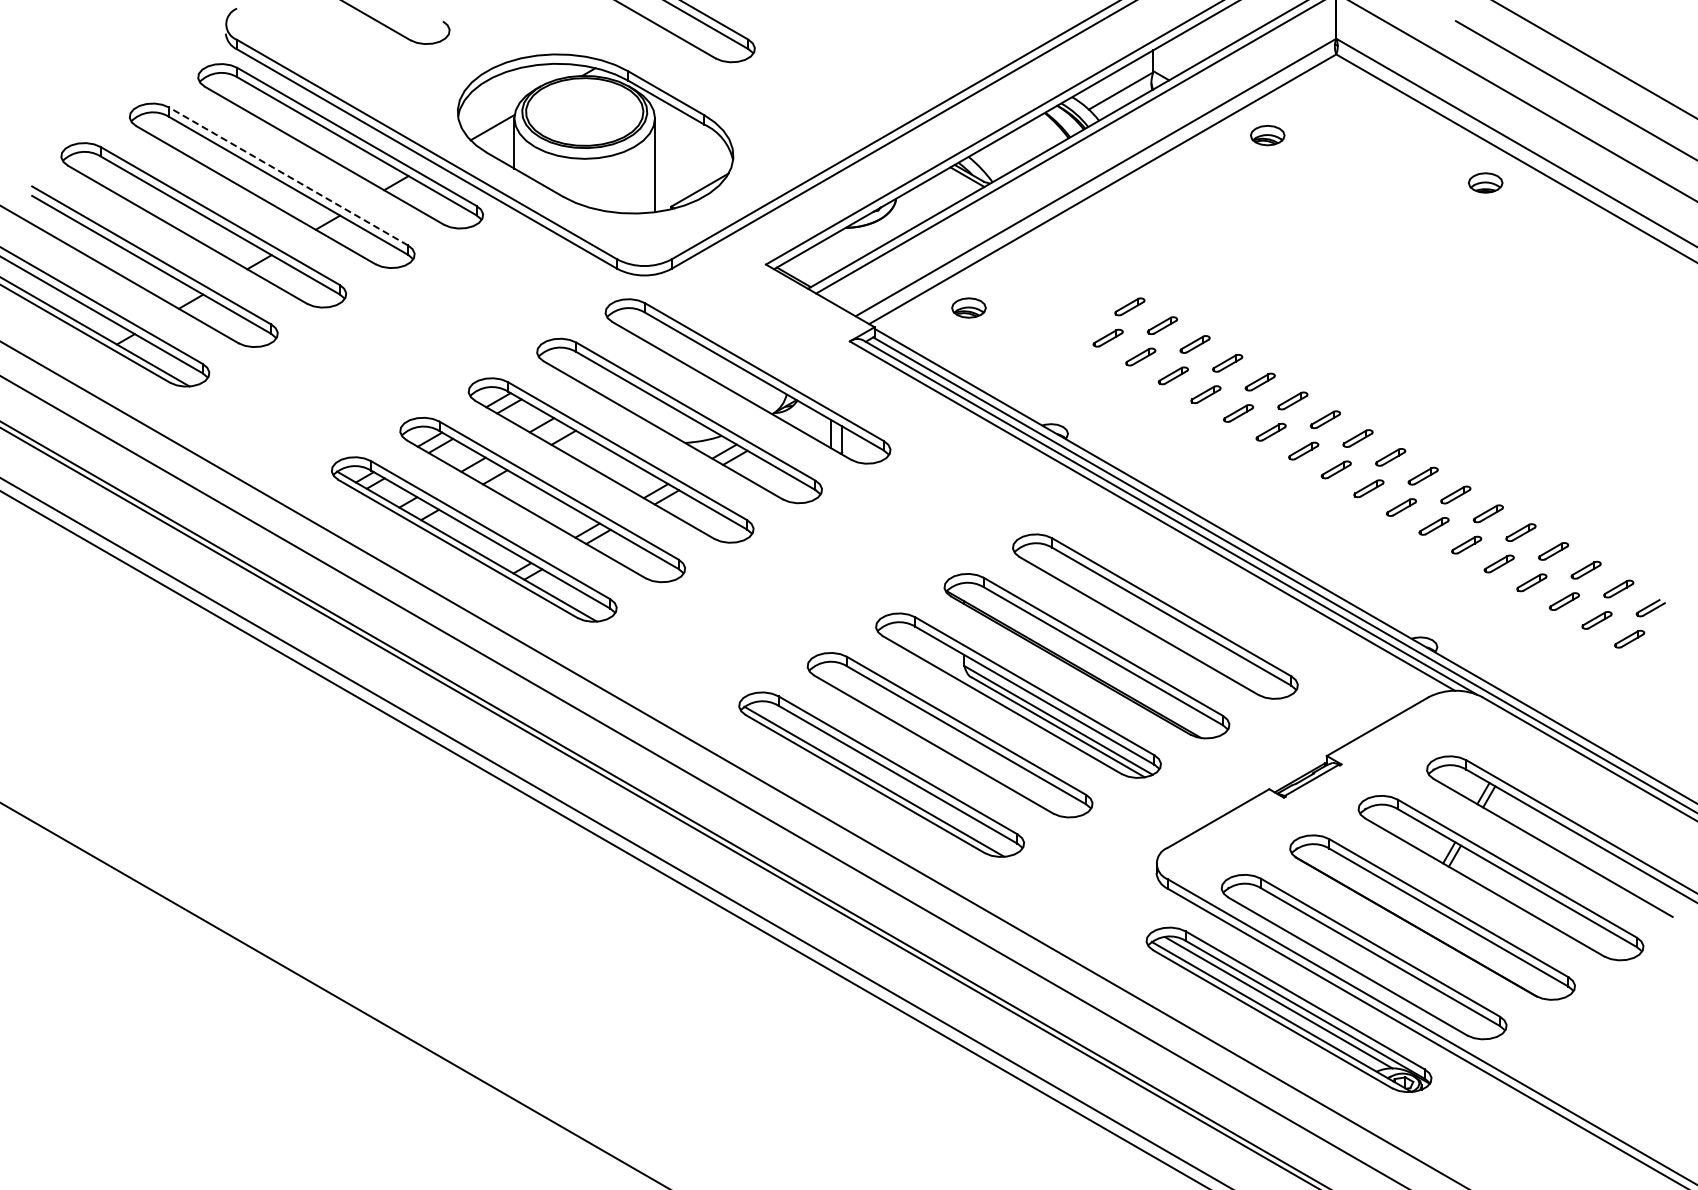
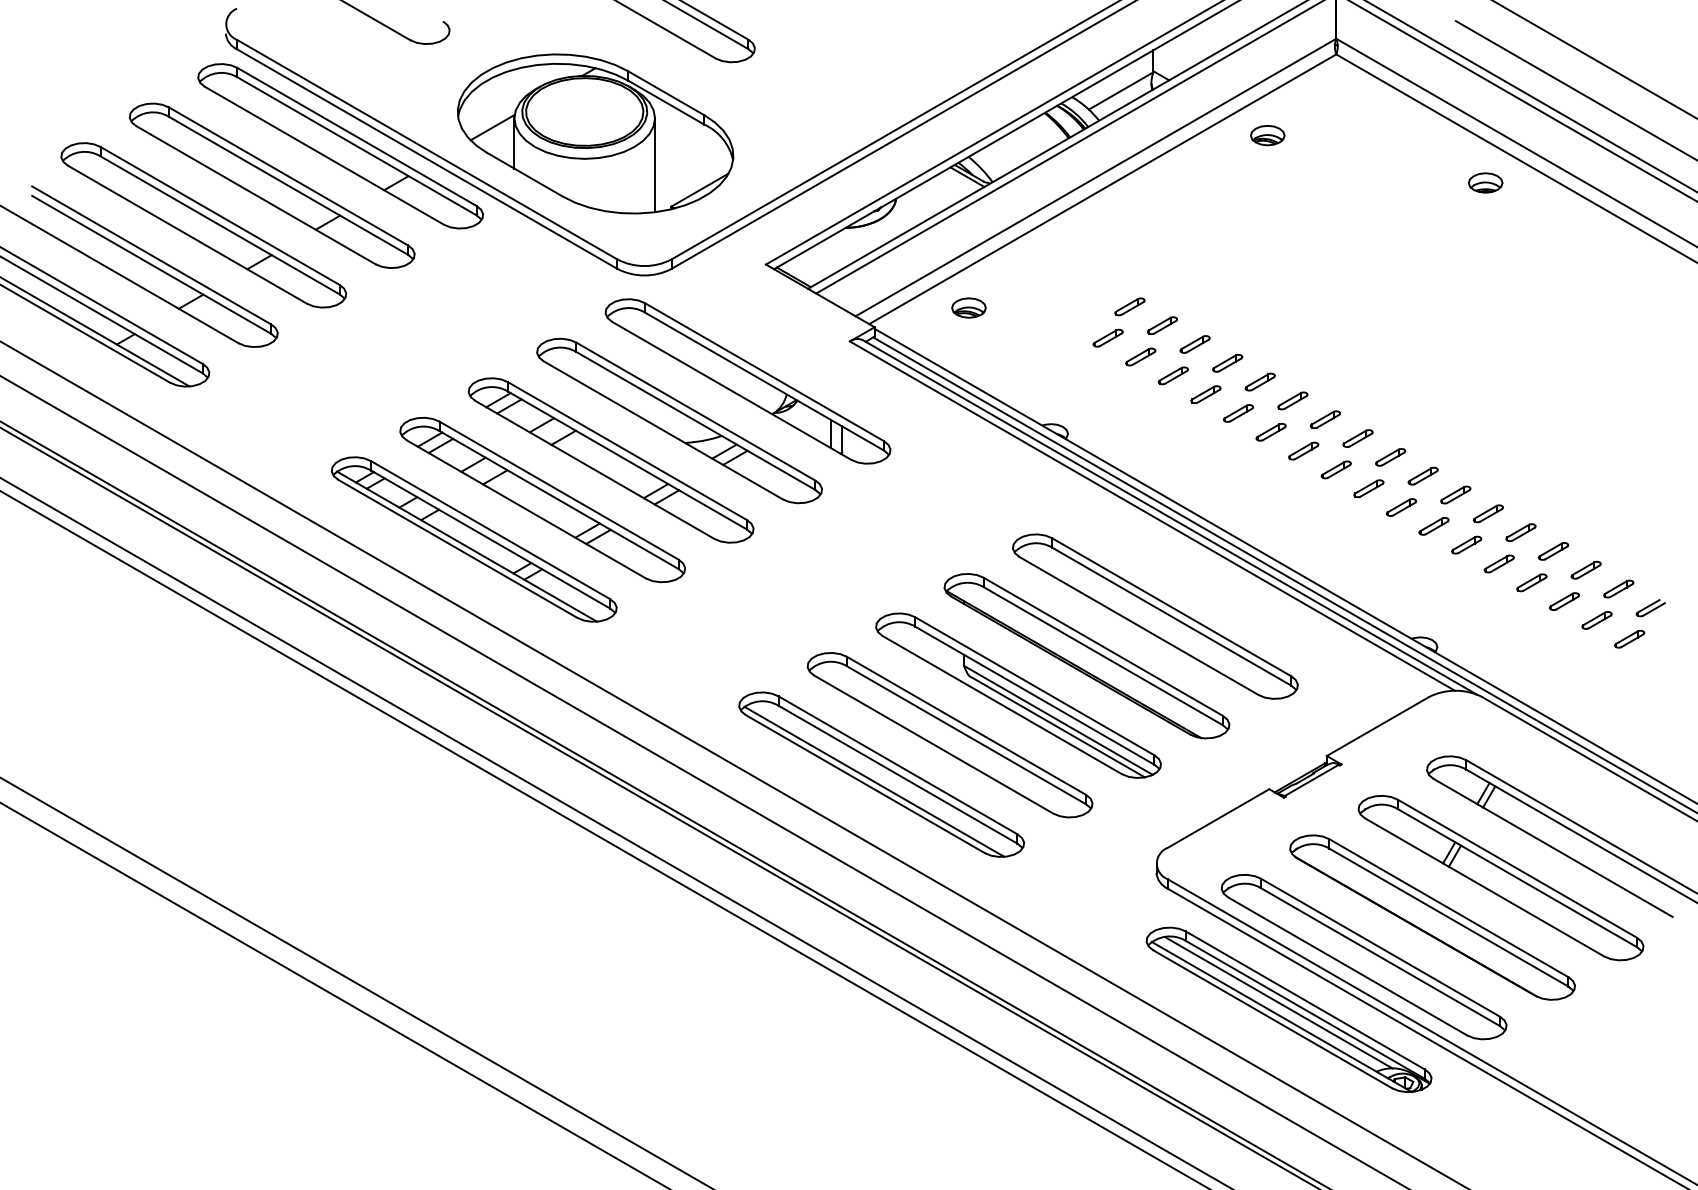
line: none -> present (1530, 96)
line: dashed -> solid (288, 176)
line: none -> present (355, 982)
